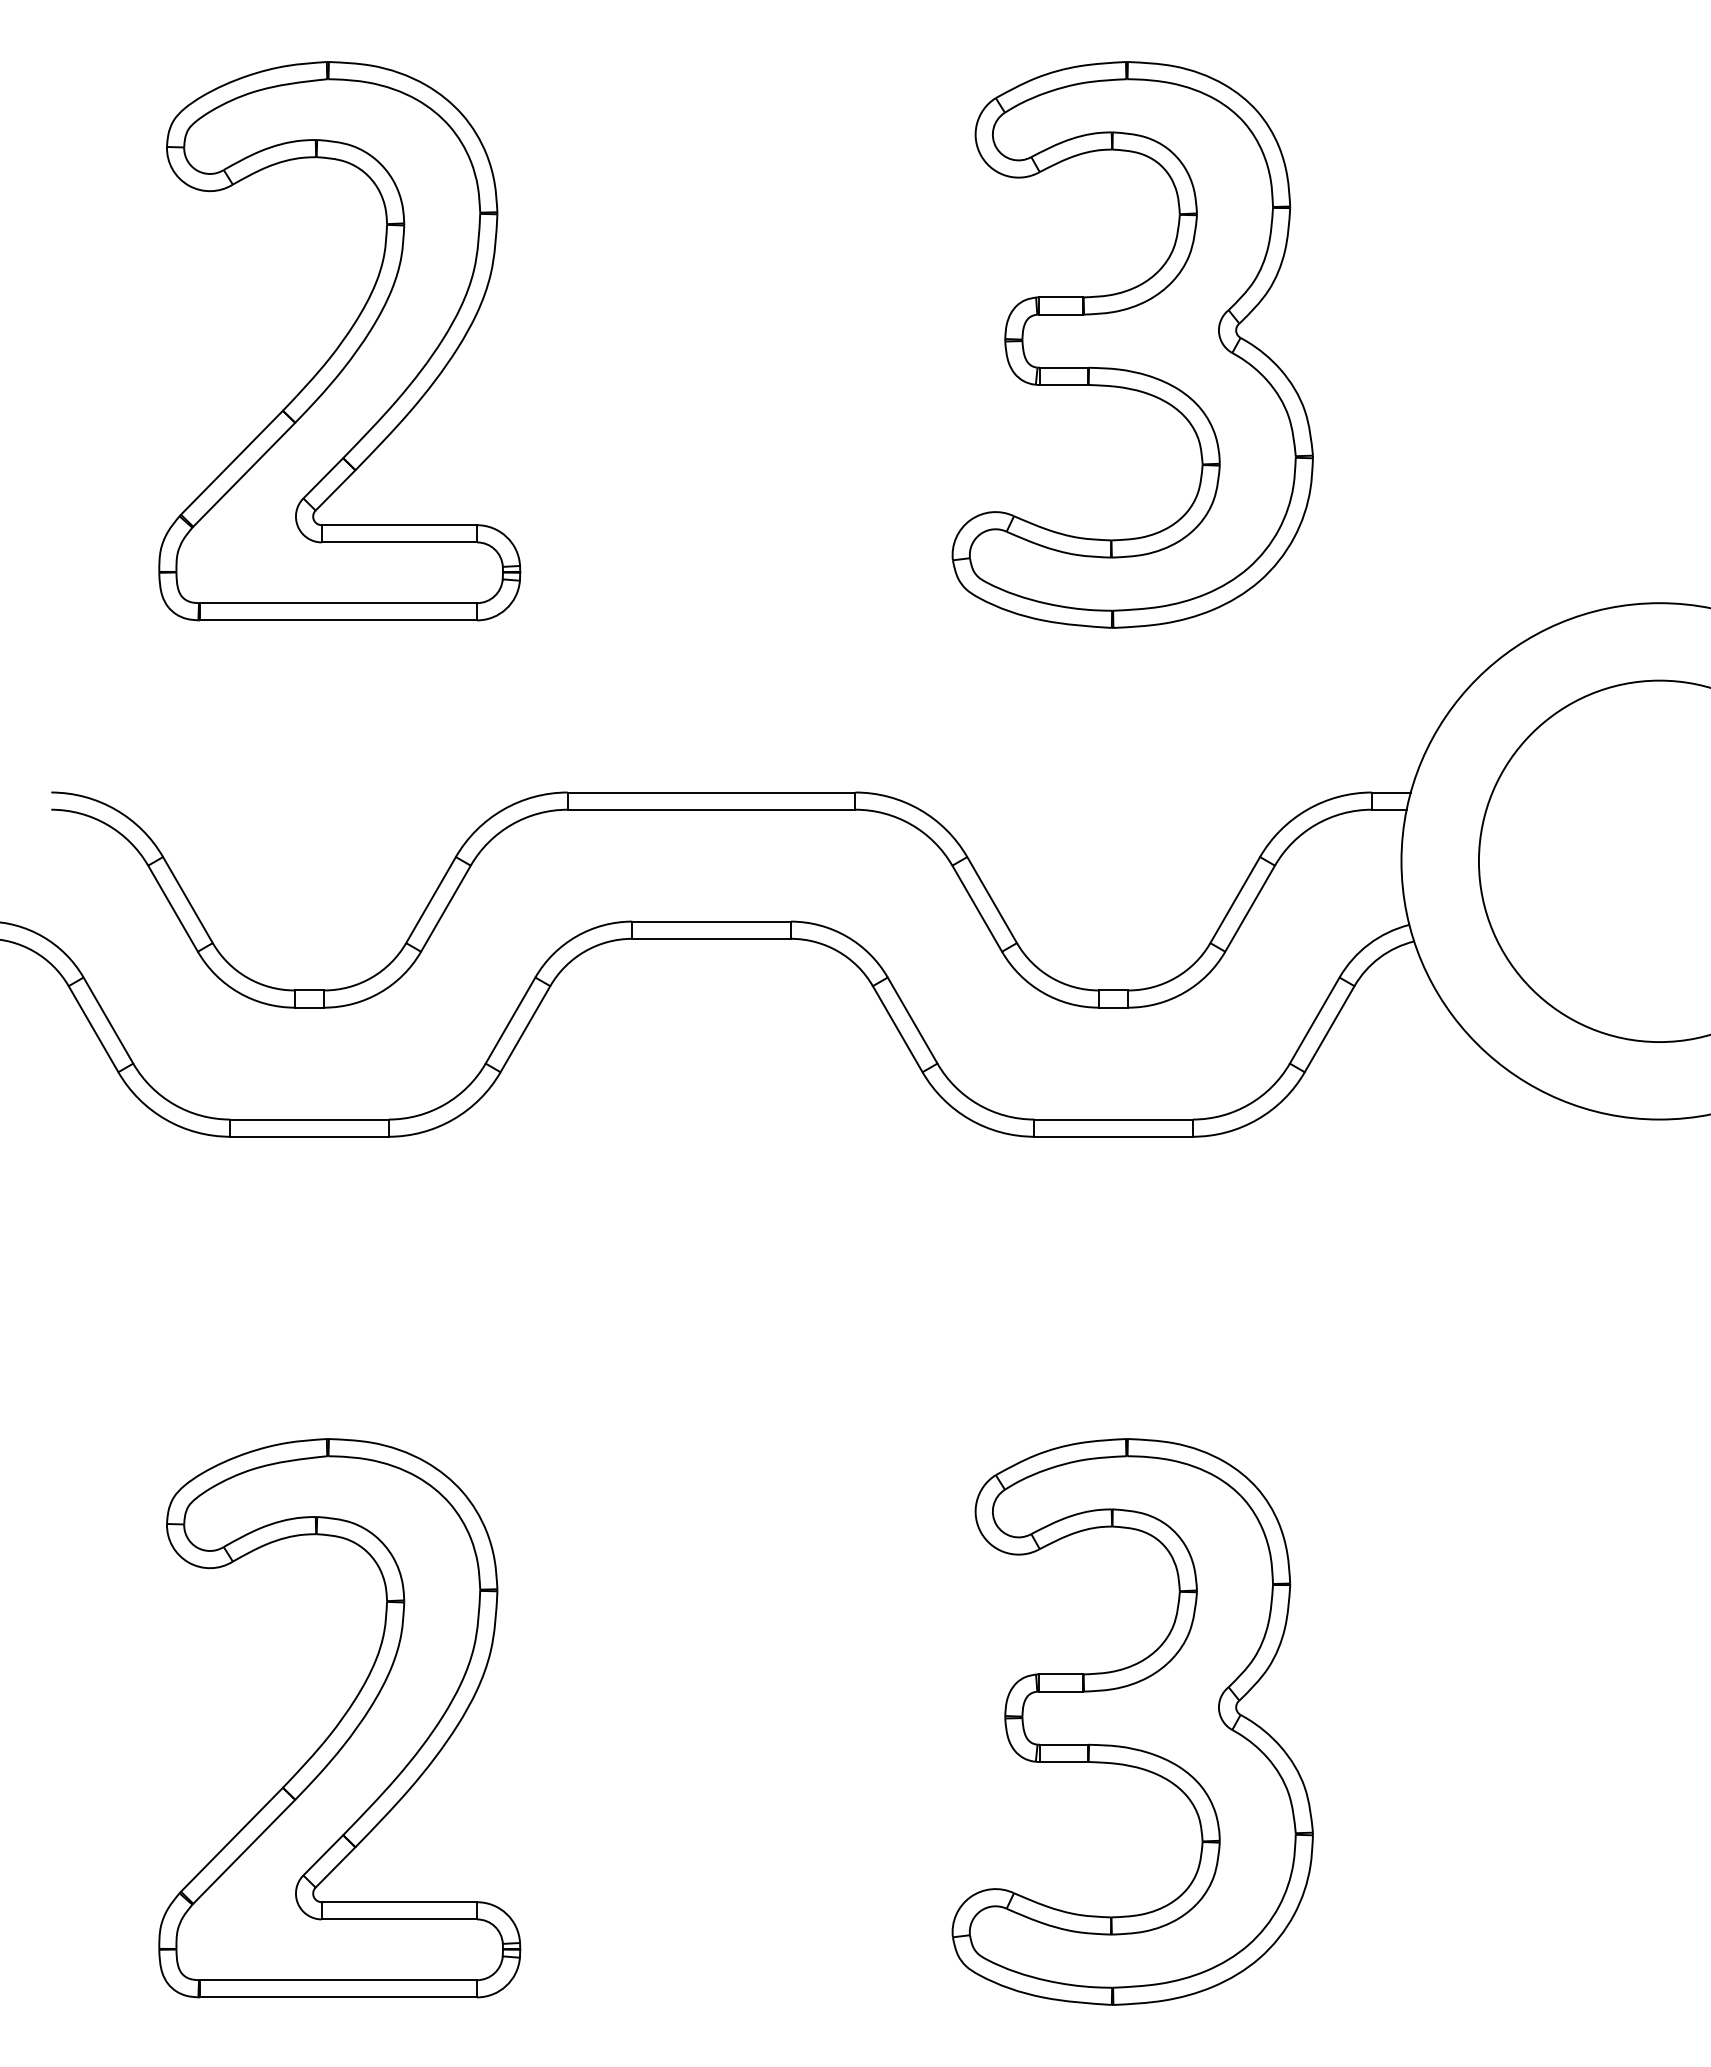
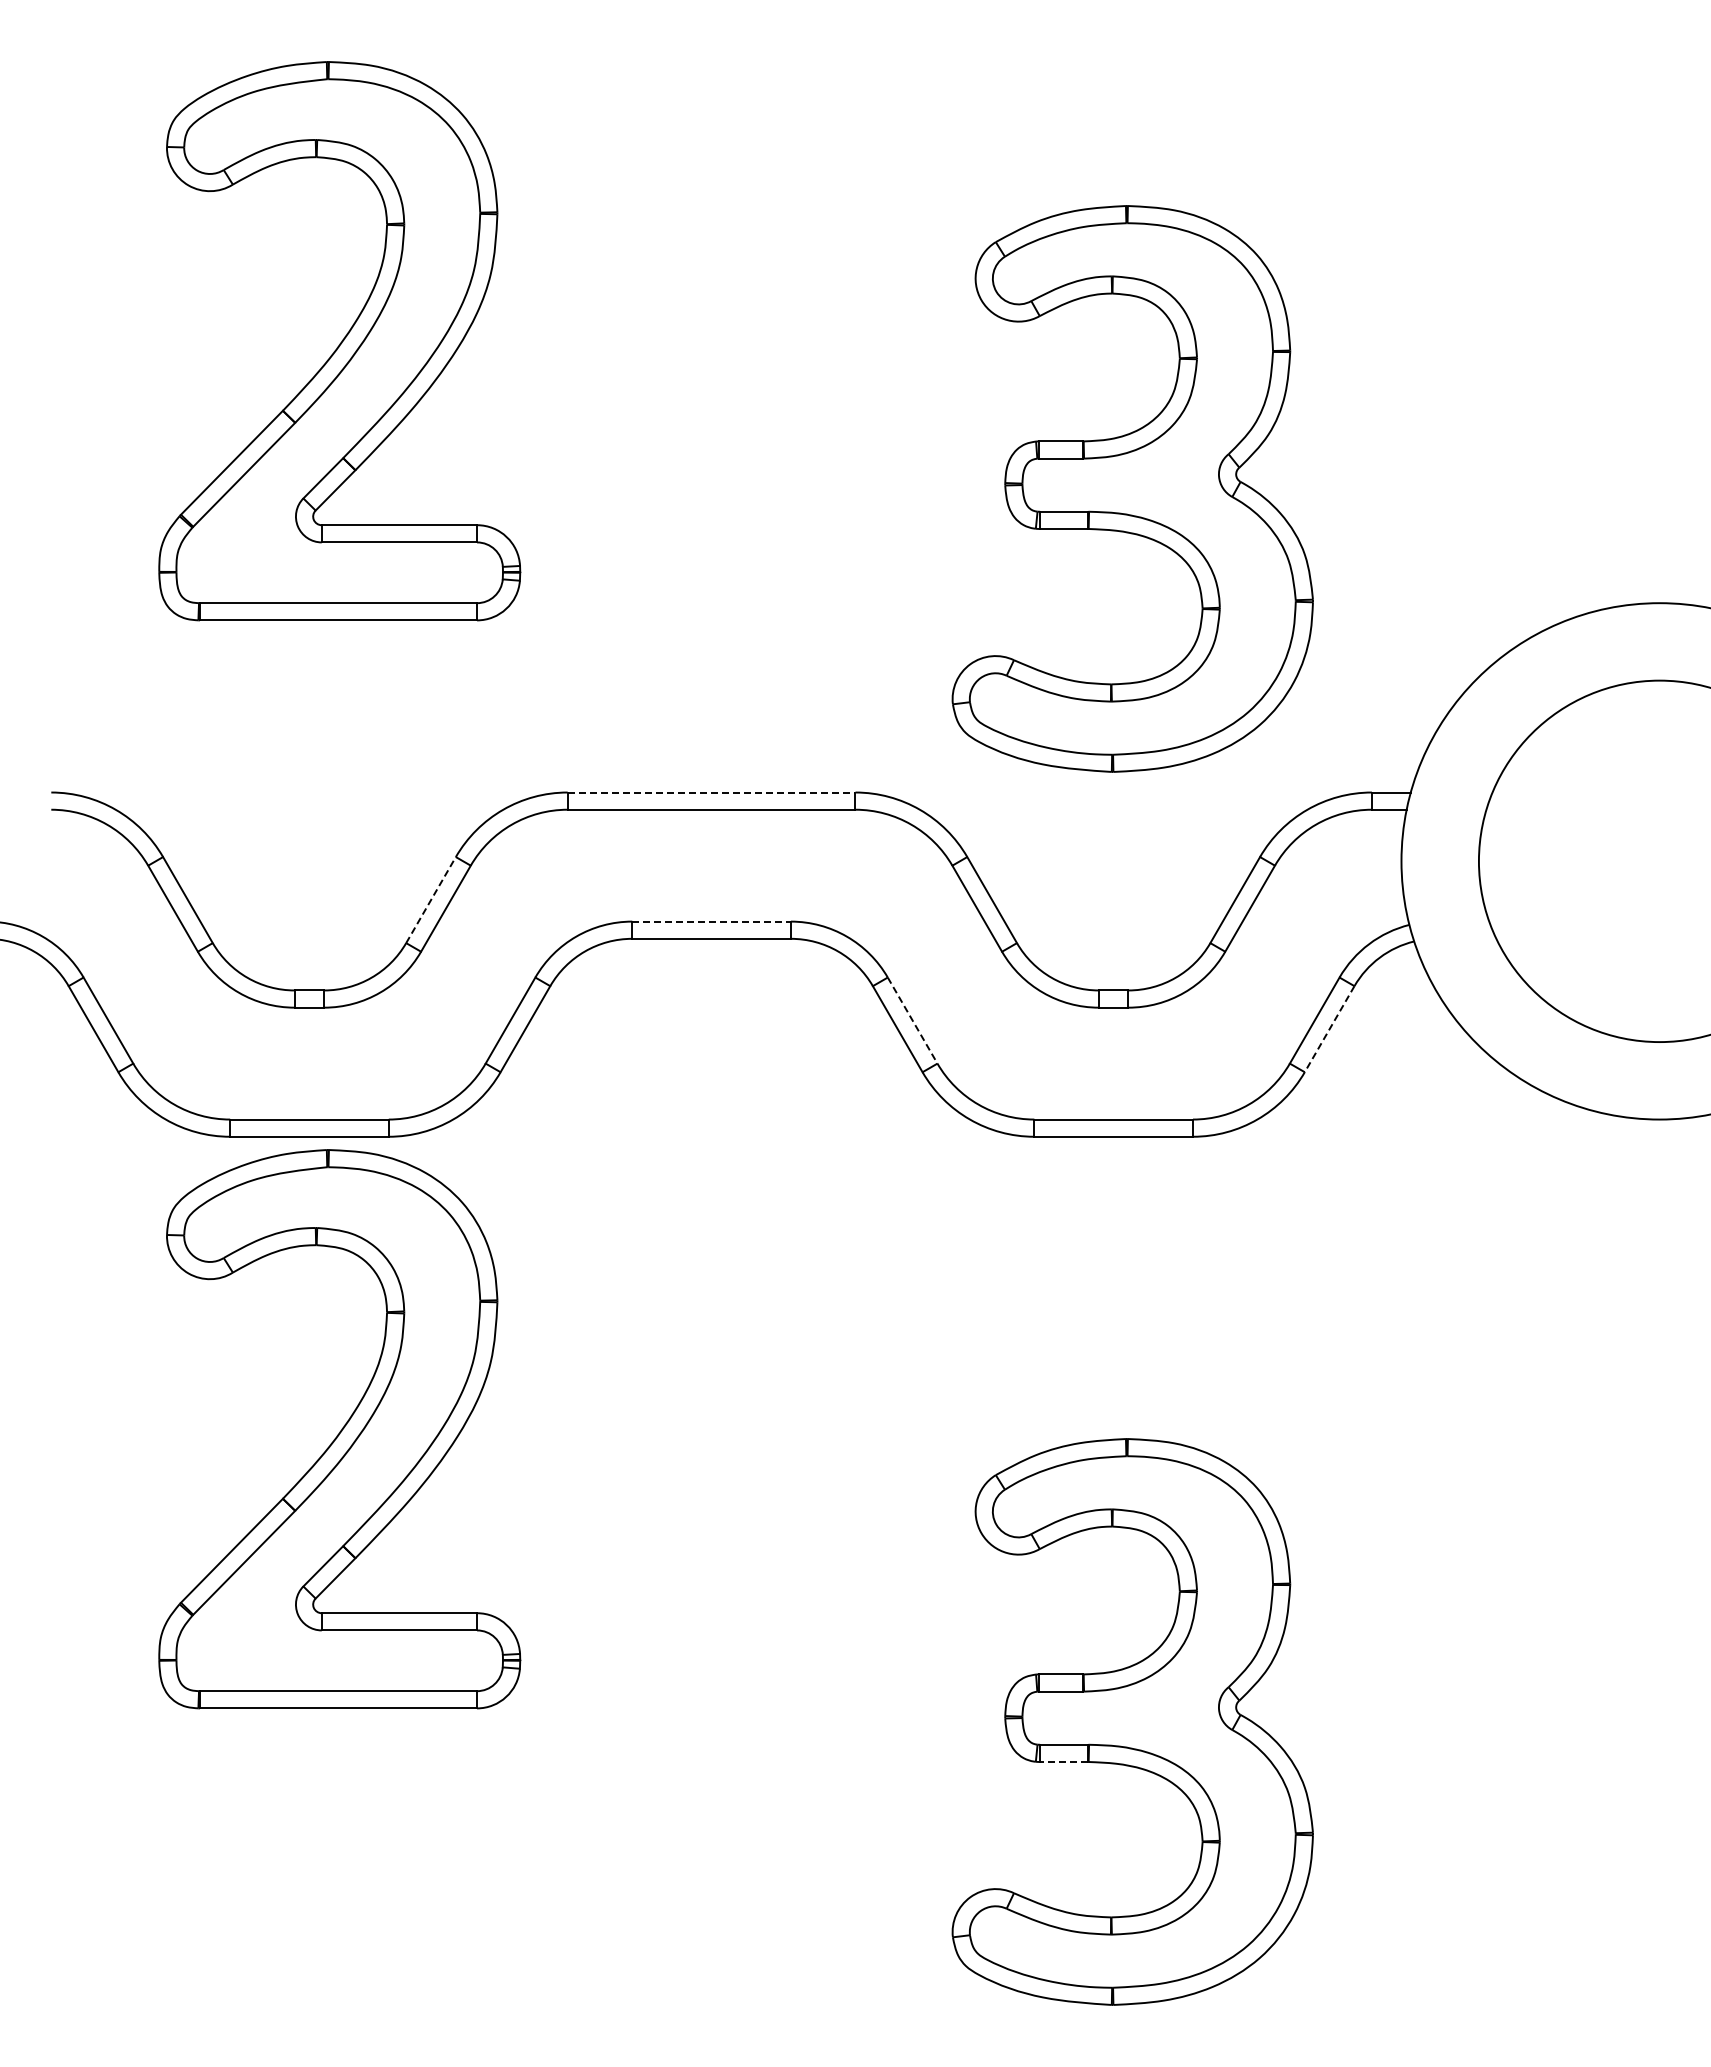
part position: (1132, 344) -> (1132, 488) (1132, 488)
line: solid -> dashed (711, 792)
line: solid -> dashed (431, 900)
line: solid -> dashed (712, 921)
line: solid -> dashed (912, 1020)
line: solid -> dashed (1329, 1029)
part position: (339, 1718) -> (339, 1429) (339, 1429)
line: solid -> dashed (1063, 1761)
